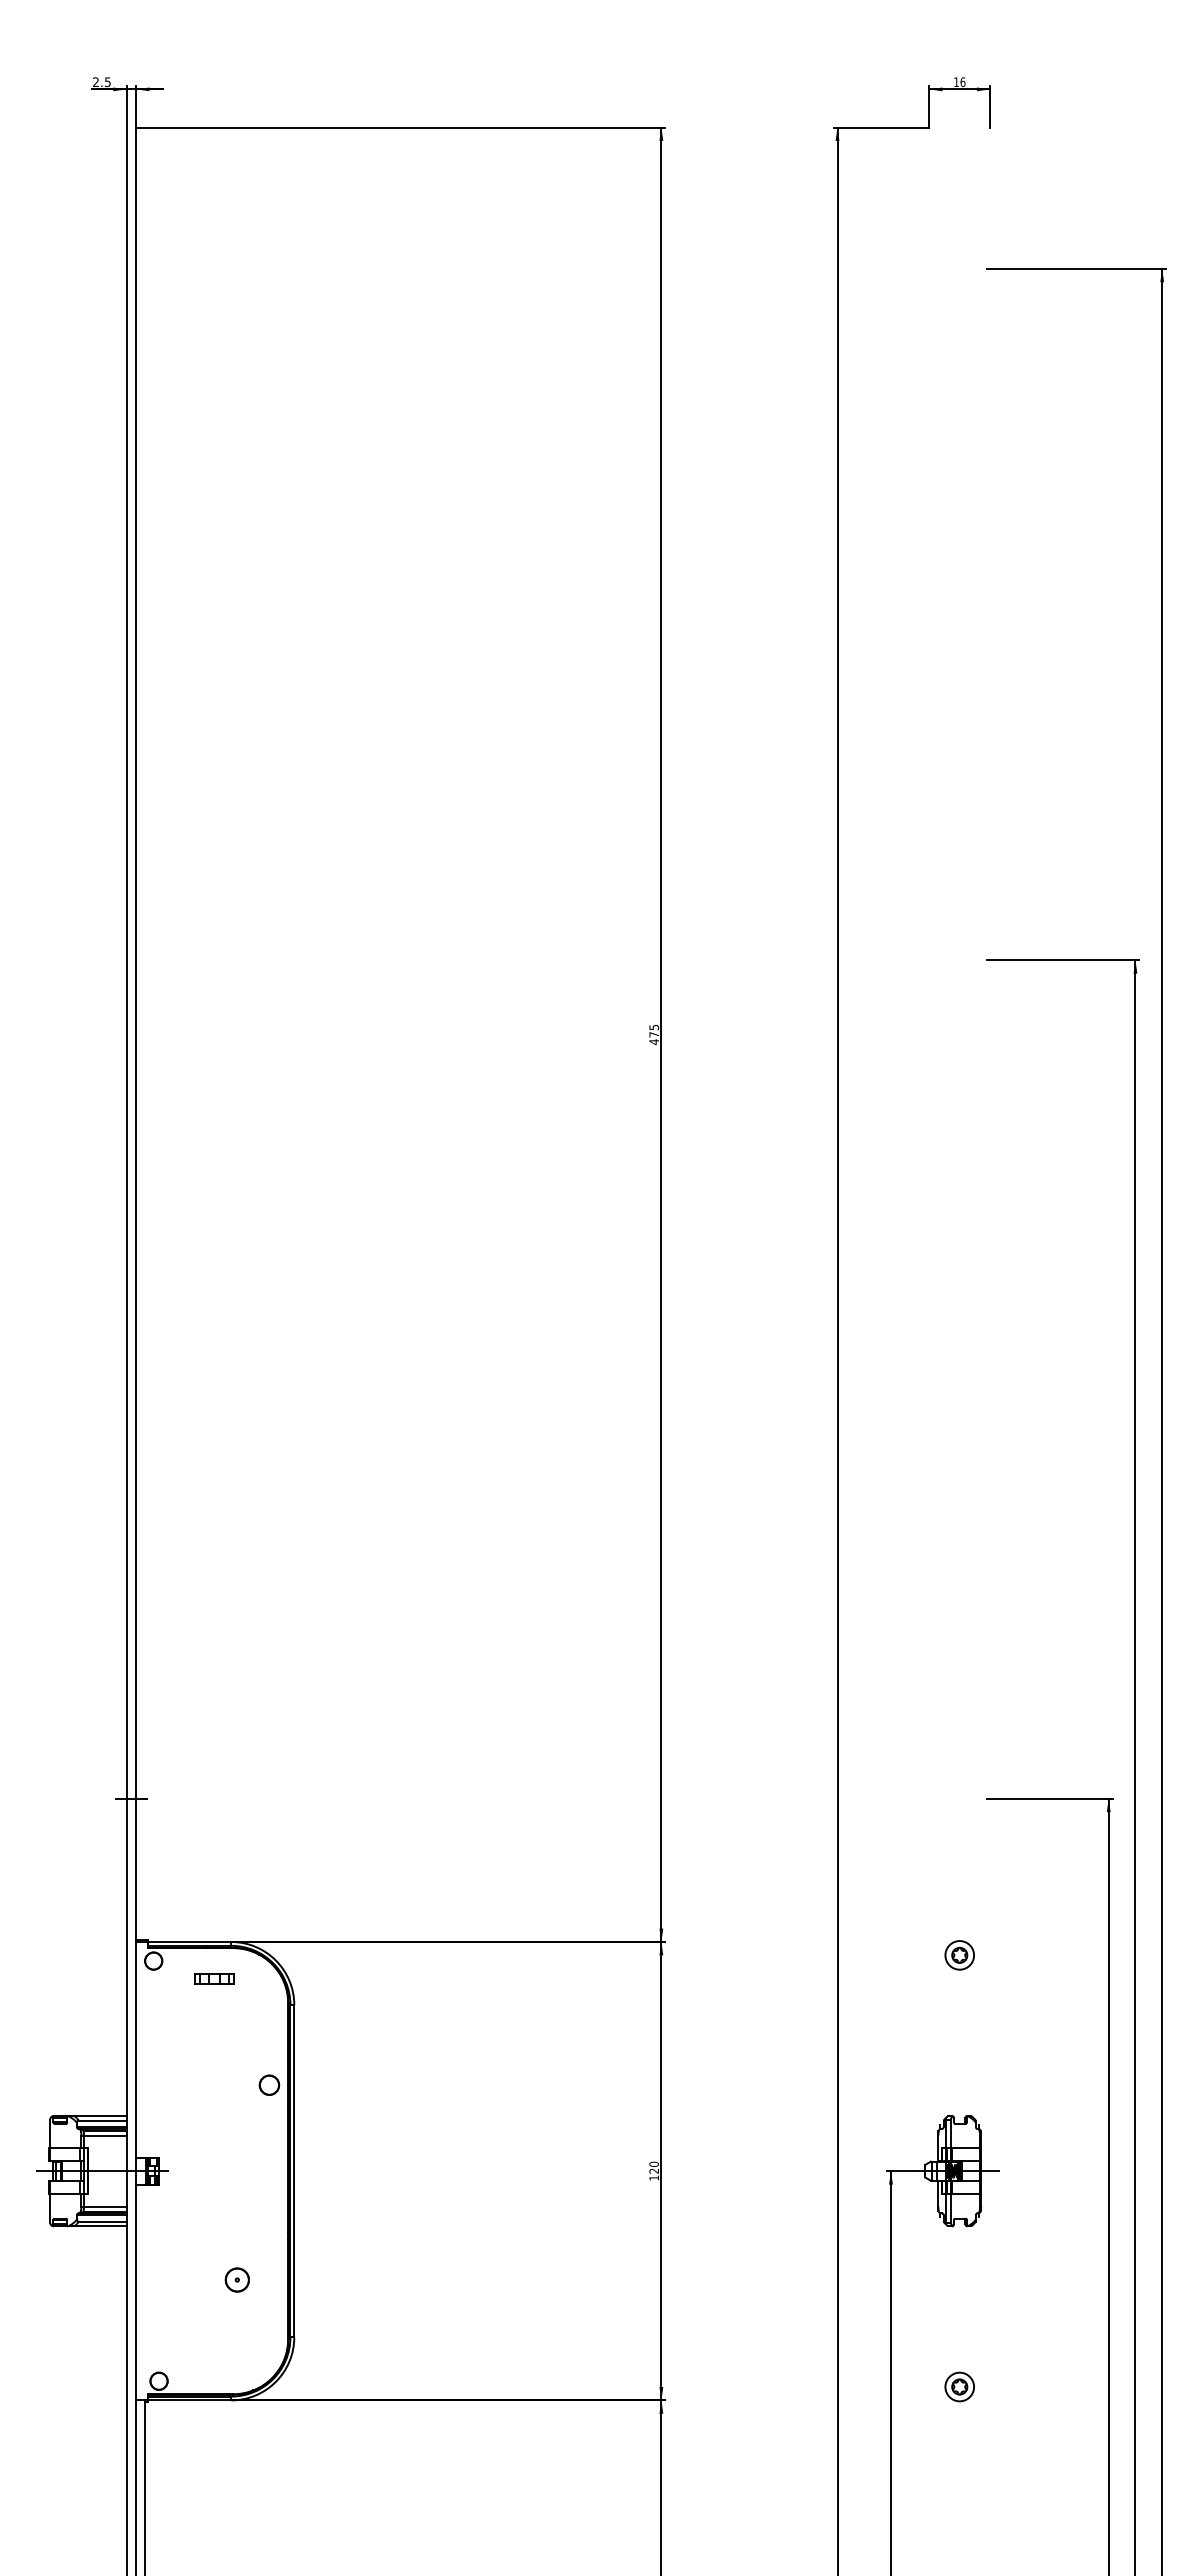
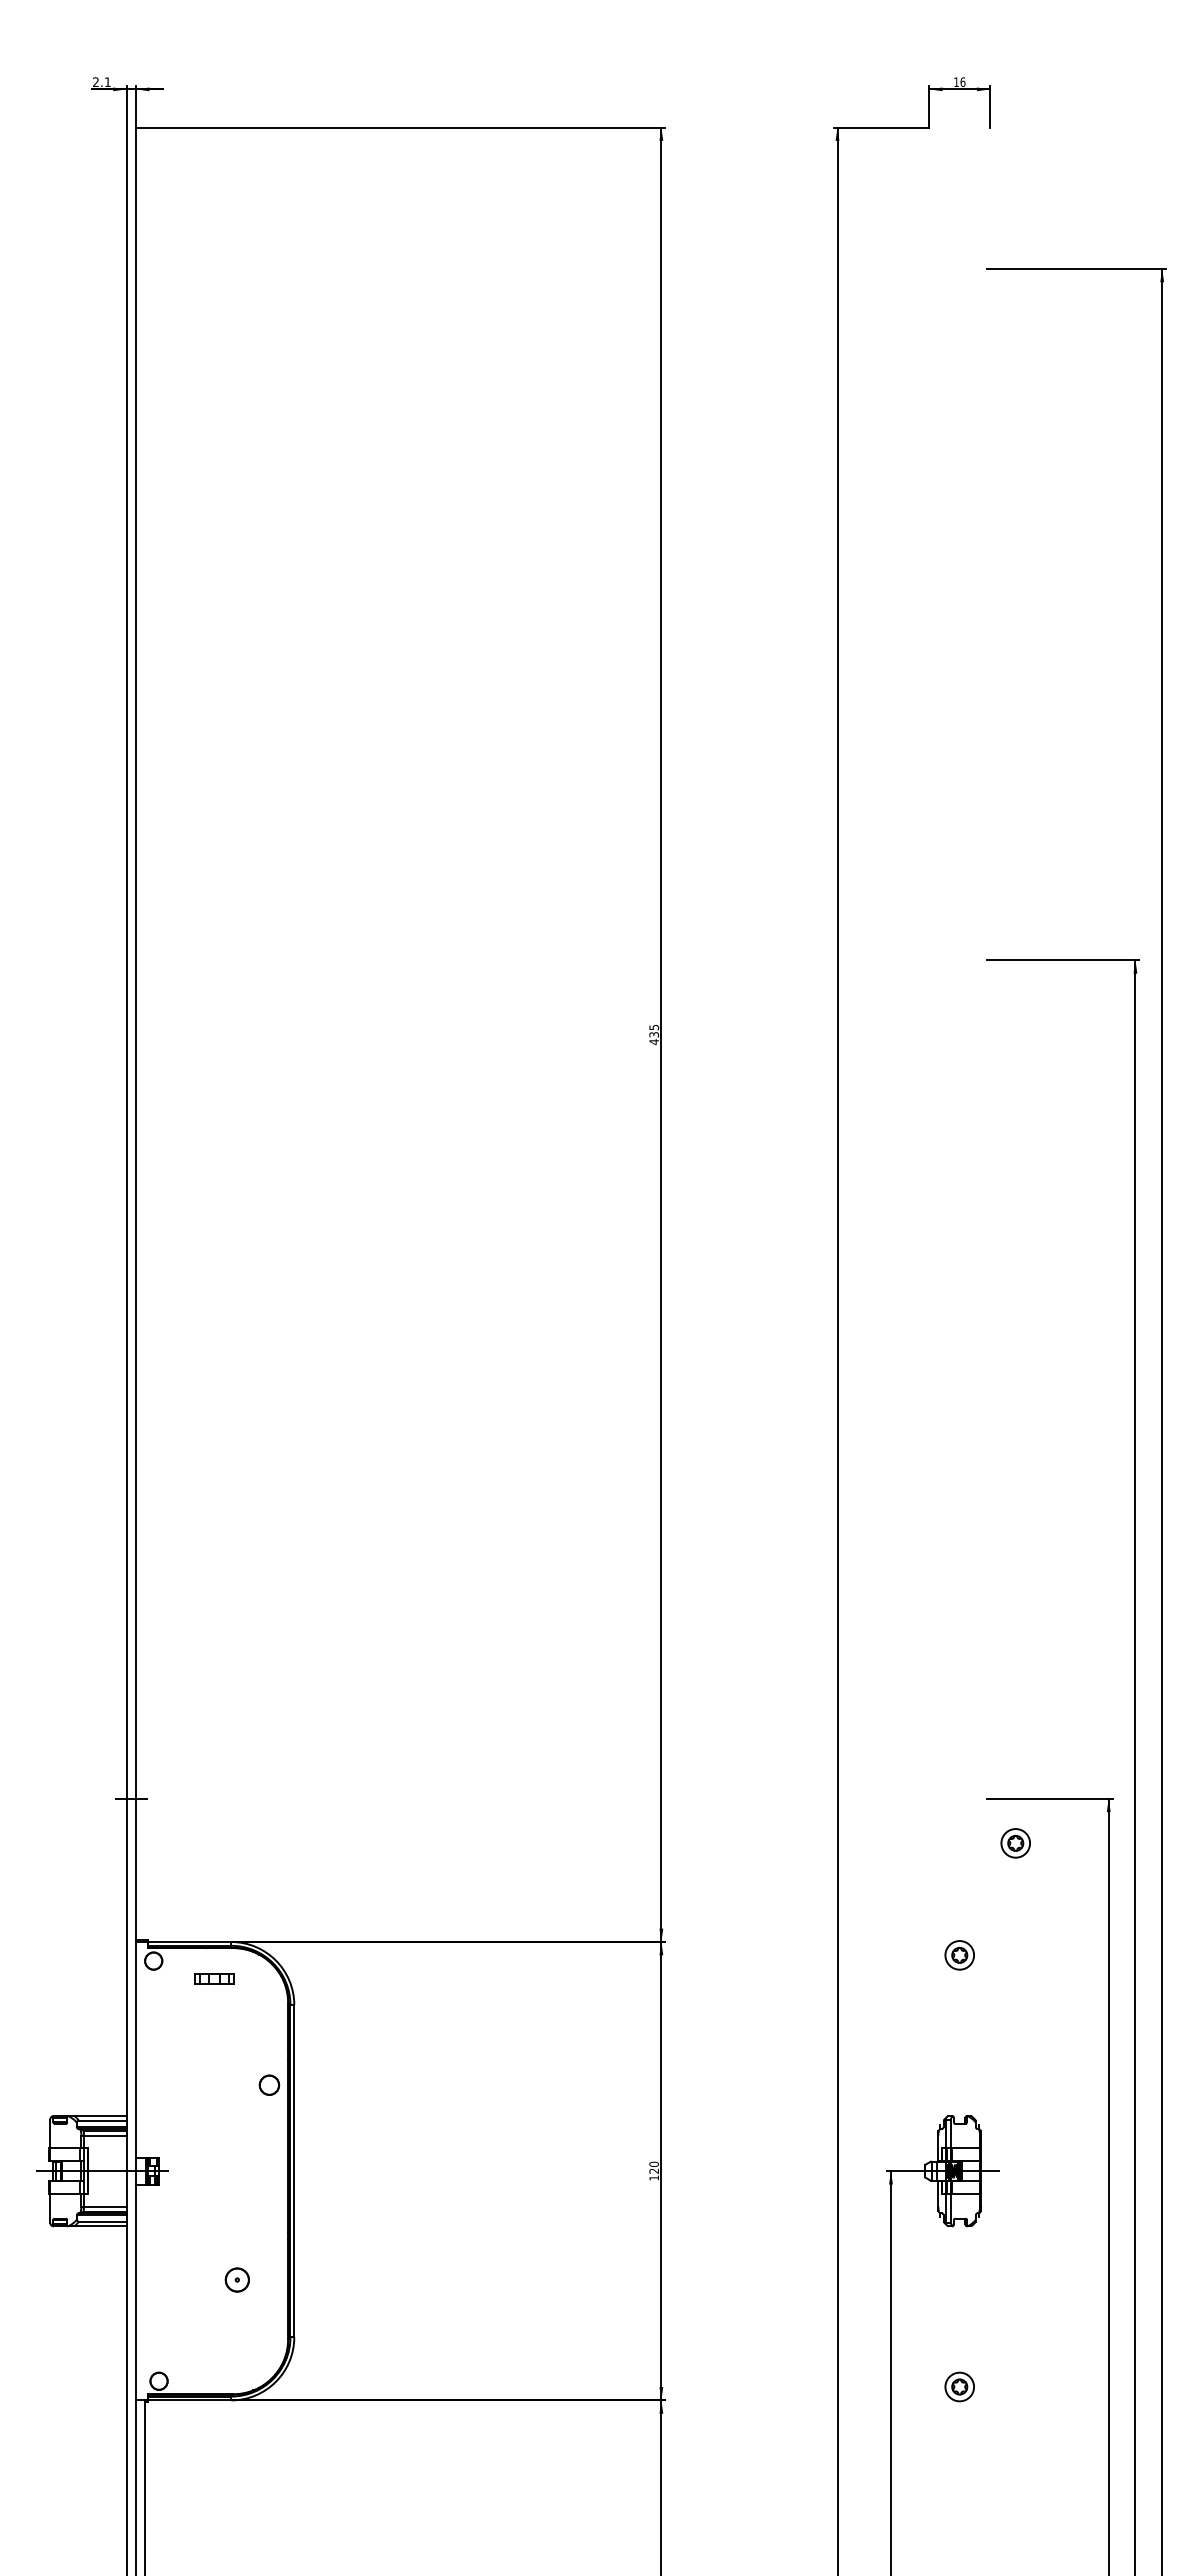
text: 2.5 -> 2.1 (107, 82)
text: 475 -> 435 (654, 1034)
part: none -> present (1015, 1843)
